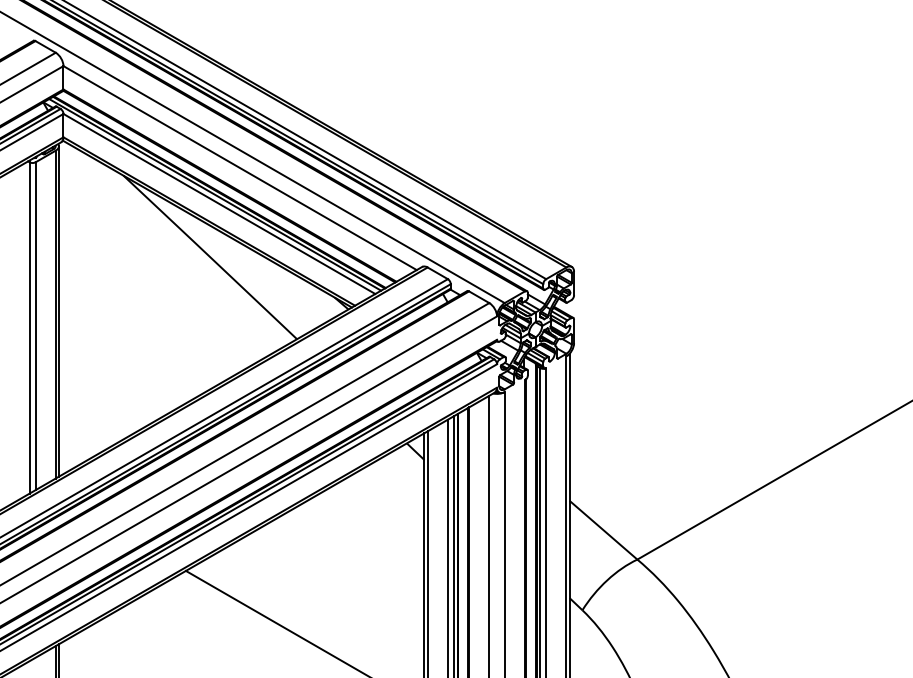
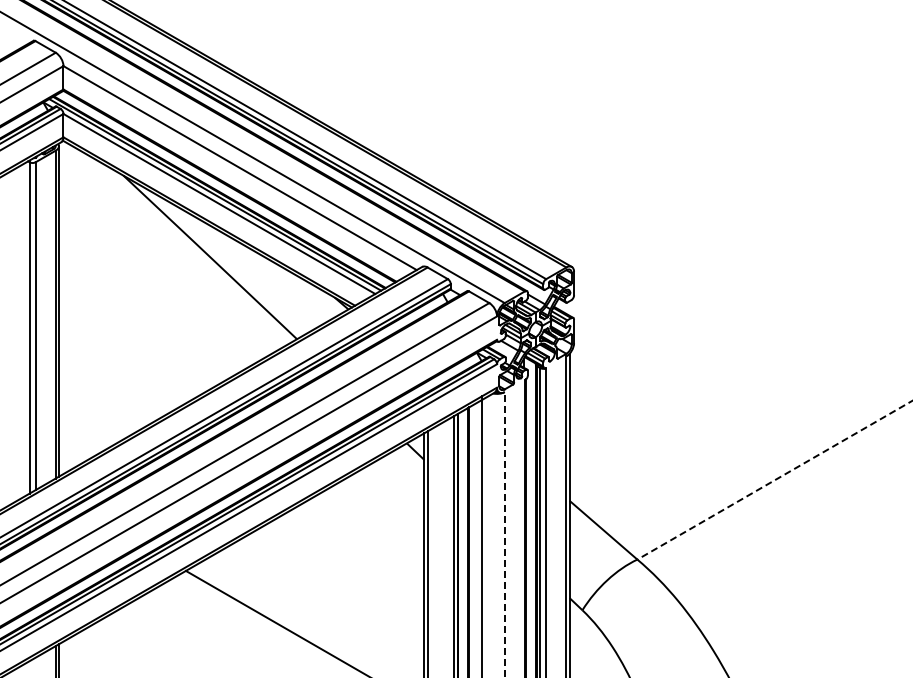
line: solid -> dashed (775, 480)
line position: (489, 534) -> (482, 534) (482, 534)
line: solid -> dashed (504, 534)
line: present -> none (447, 546)
